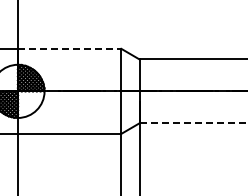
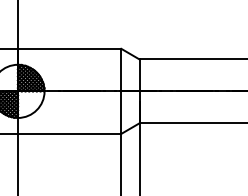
line: dashed -> solid (69, 48)
line: dashed -> solid (194, 123)
